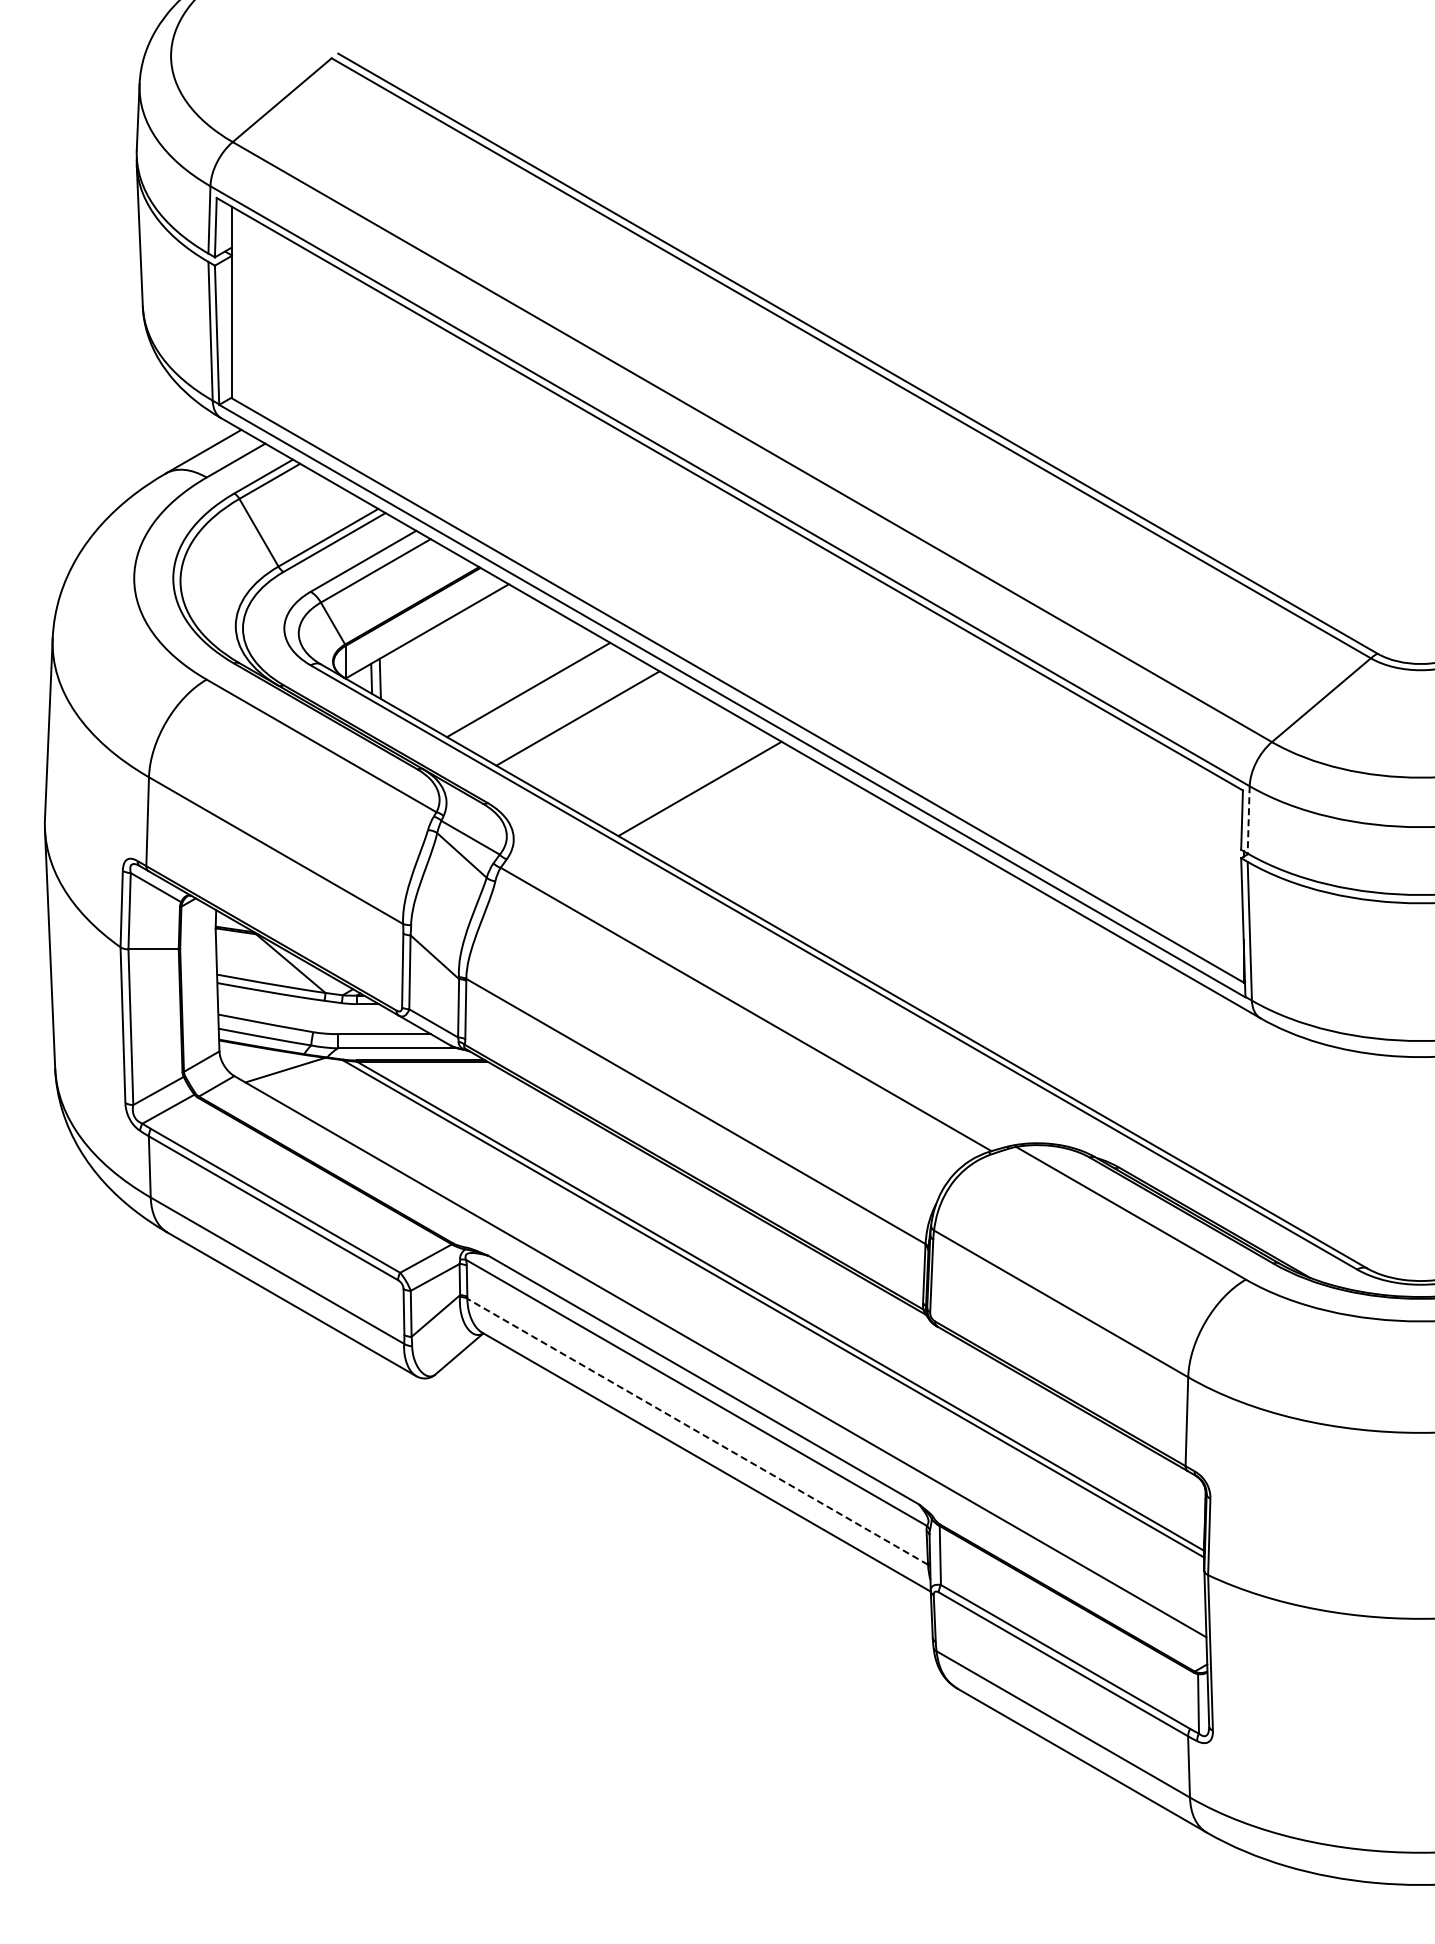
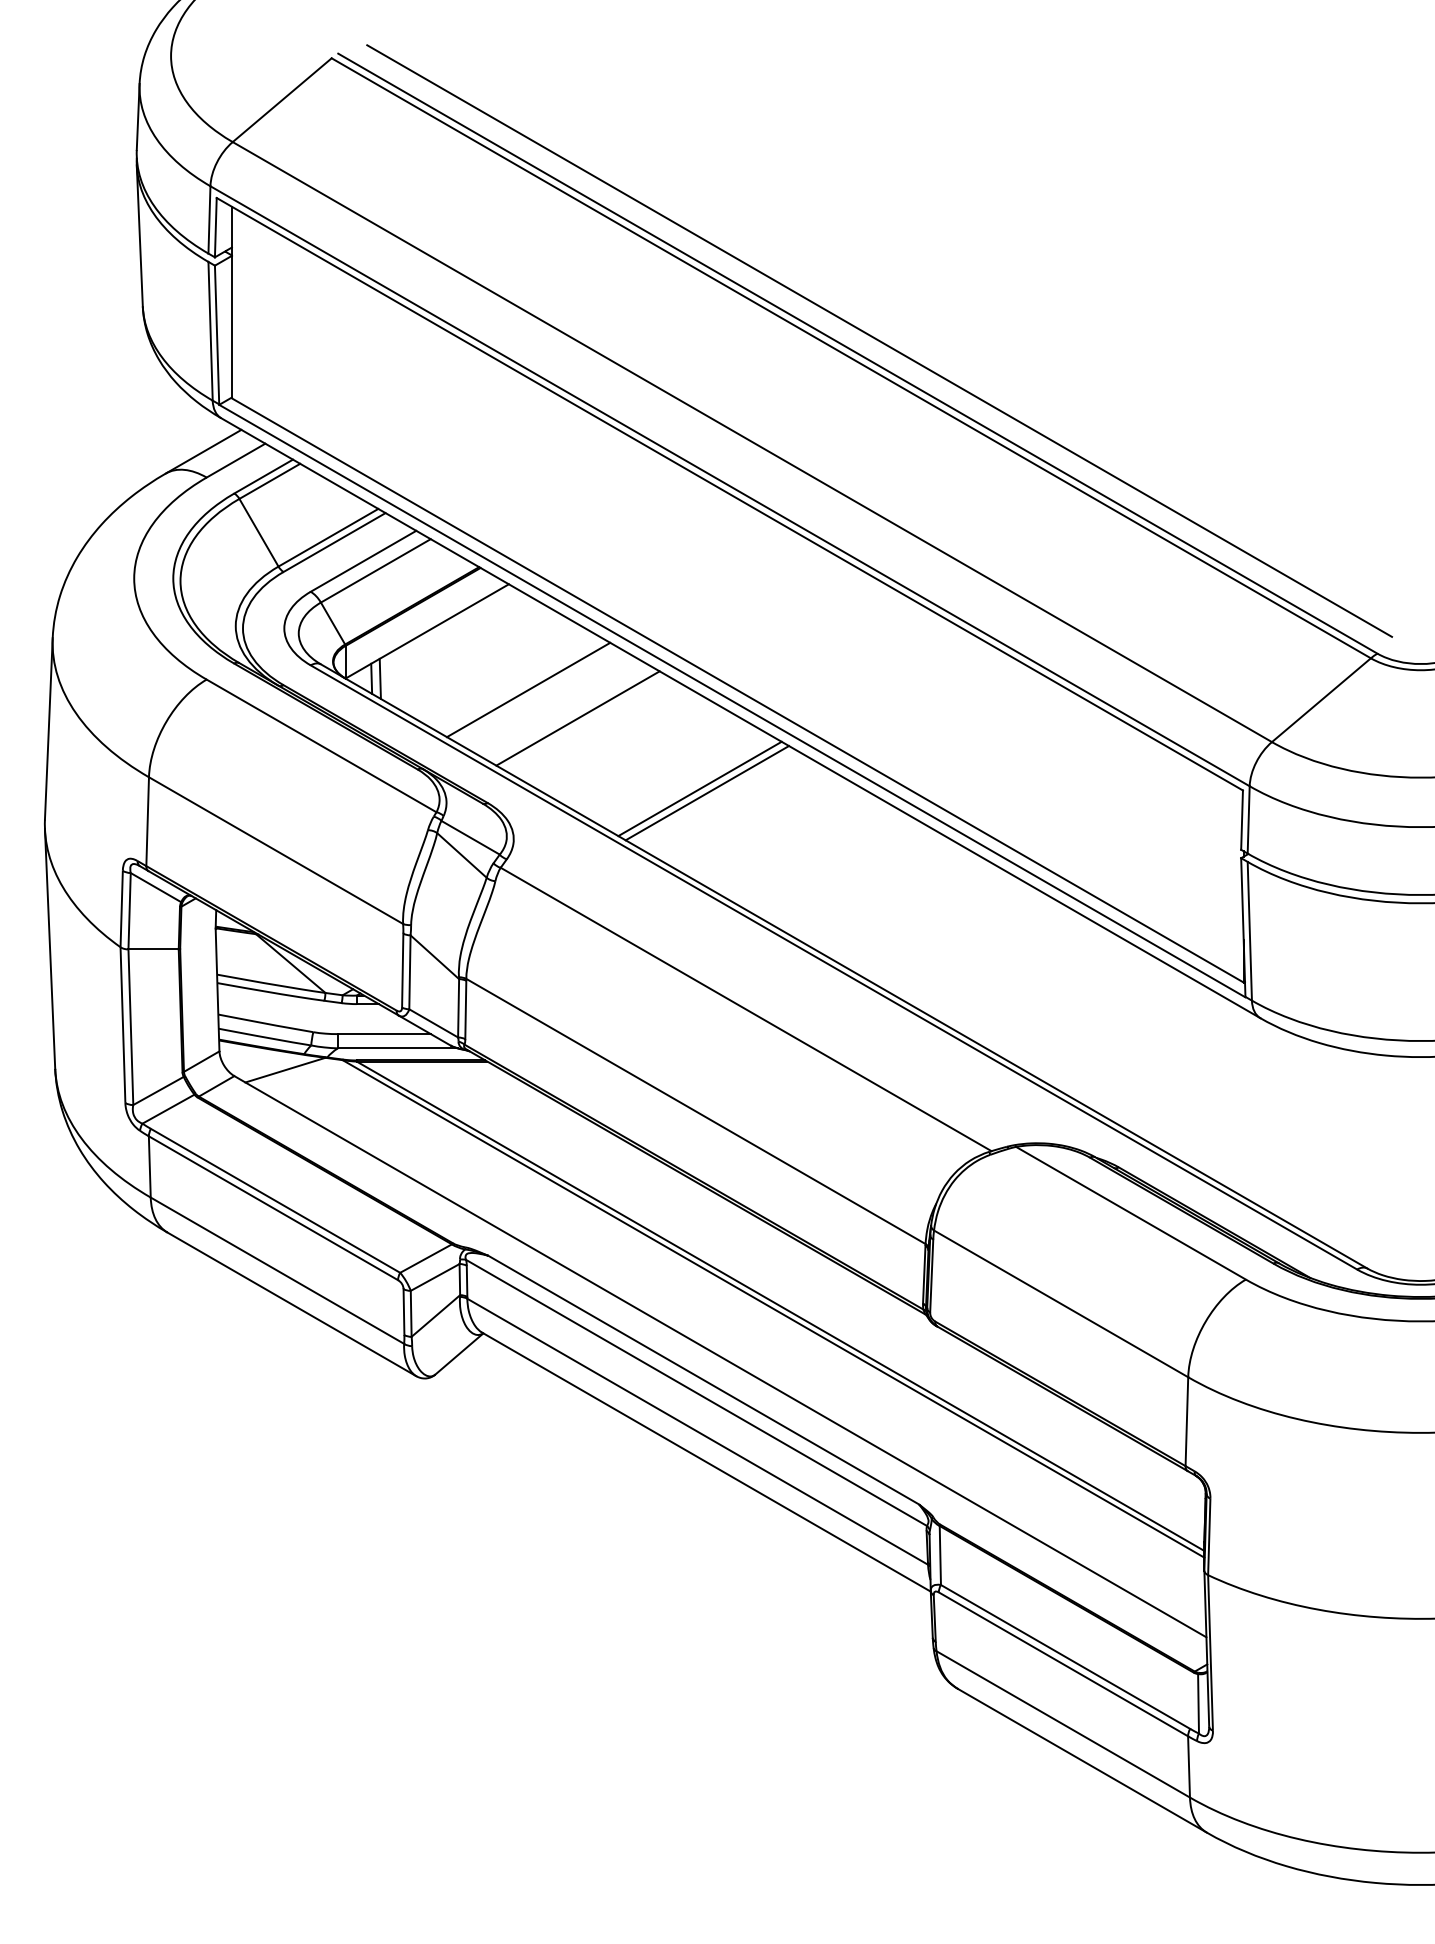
line: none -> present (879, 340)
line: none -> present (707, 793)
line: dashed -> solid (1248, 819)
line: dashed -> solid (697, 1431)
